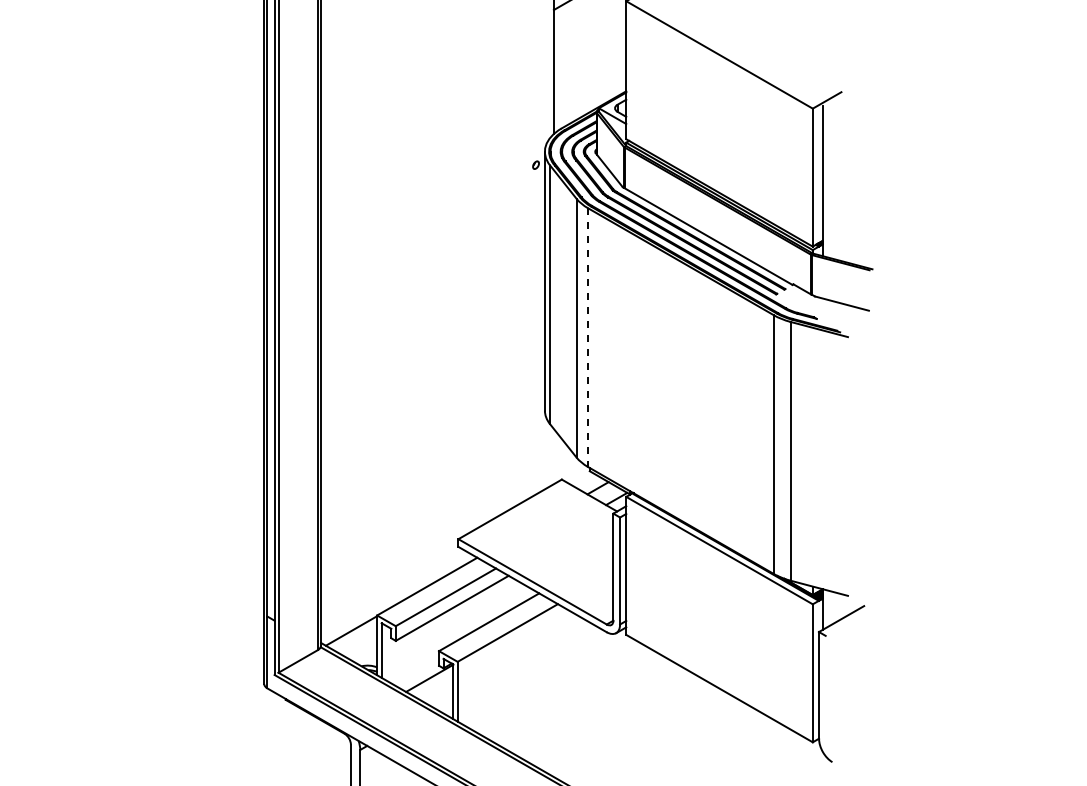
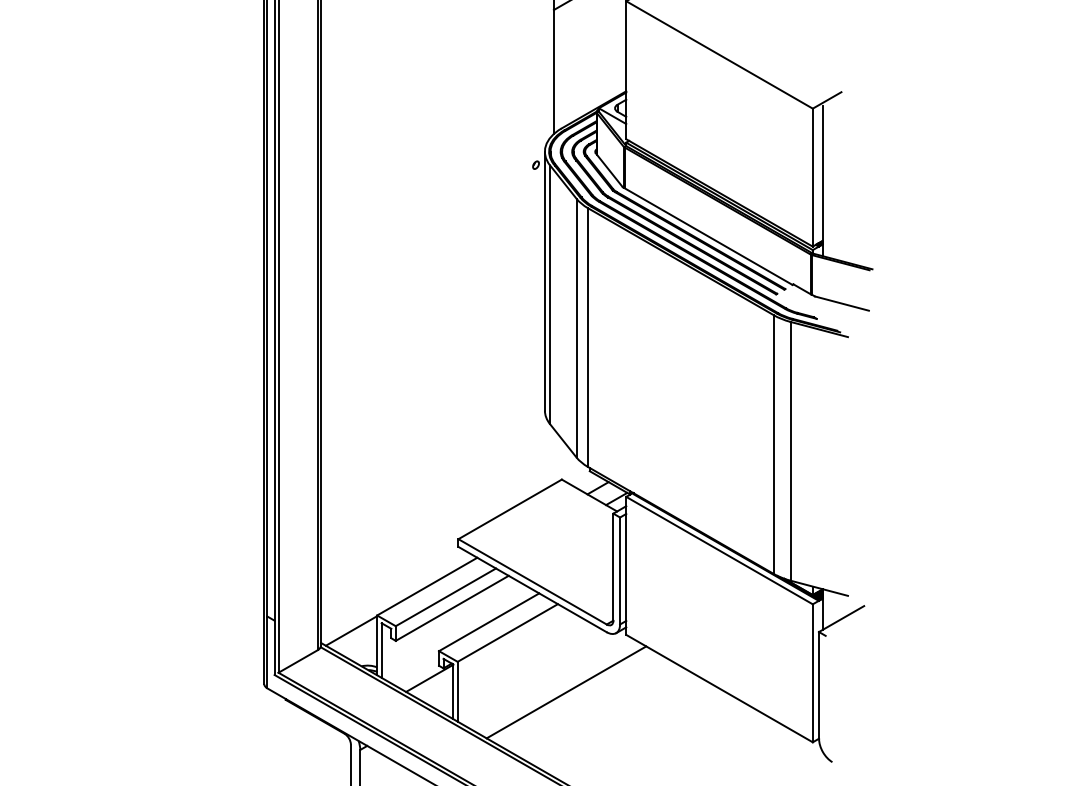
line: dashed -> solid (588, 338)
line: none -> present (566, 692)
